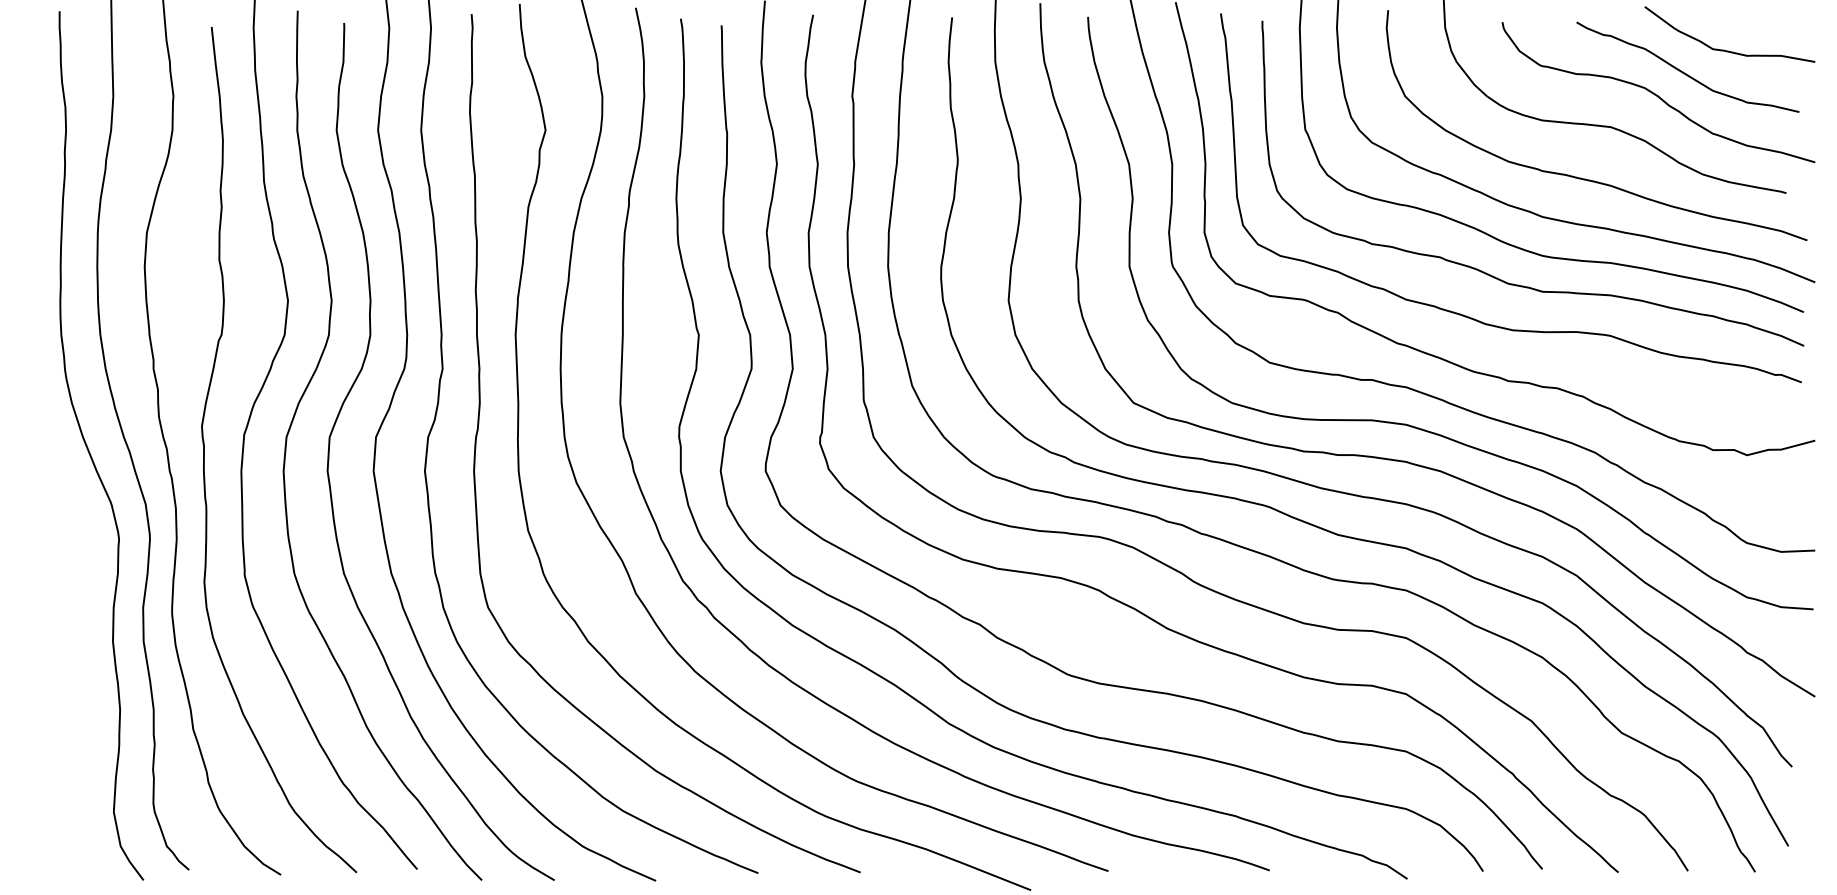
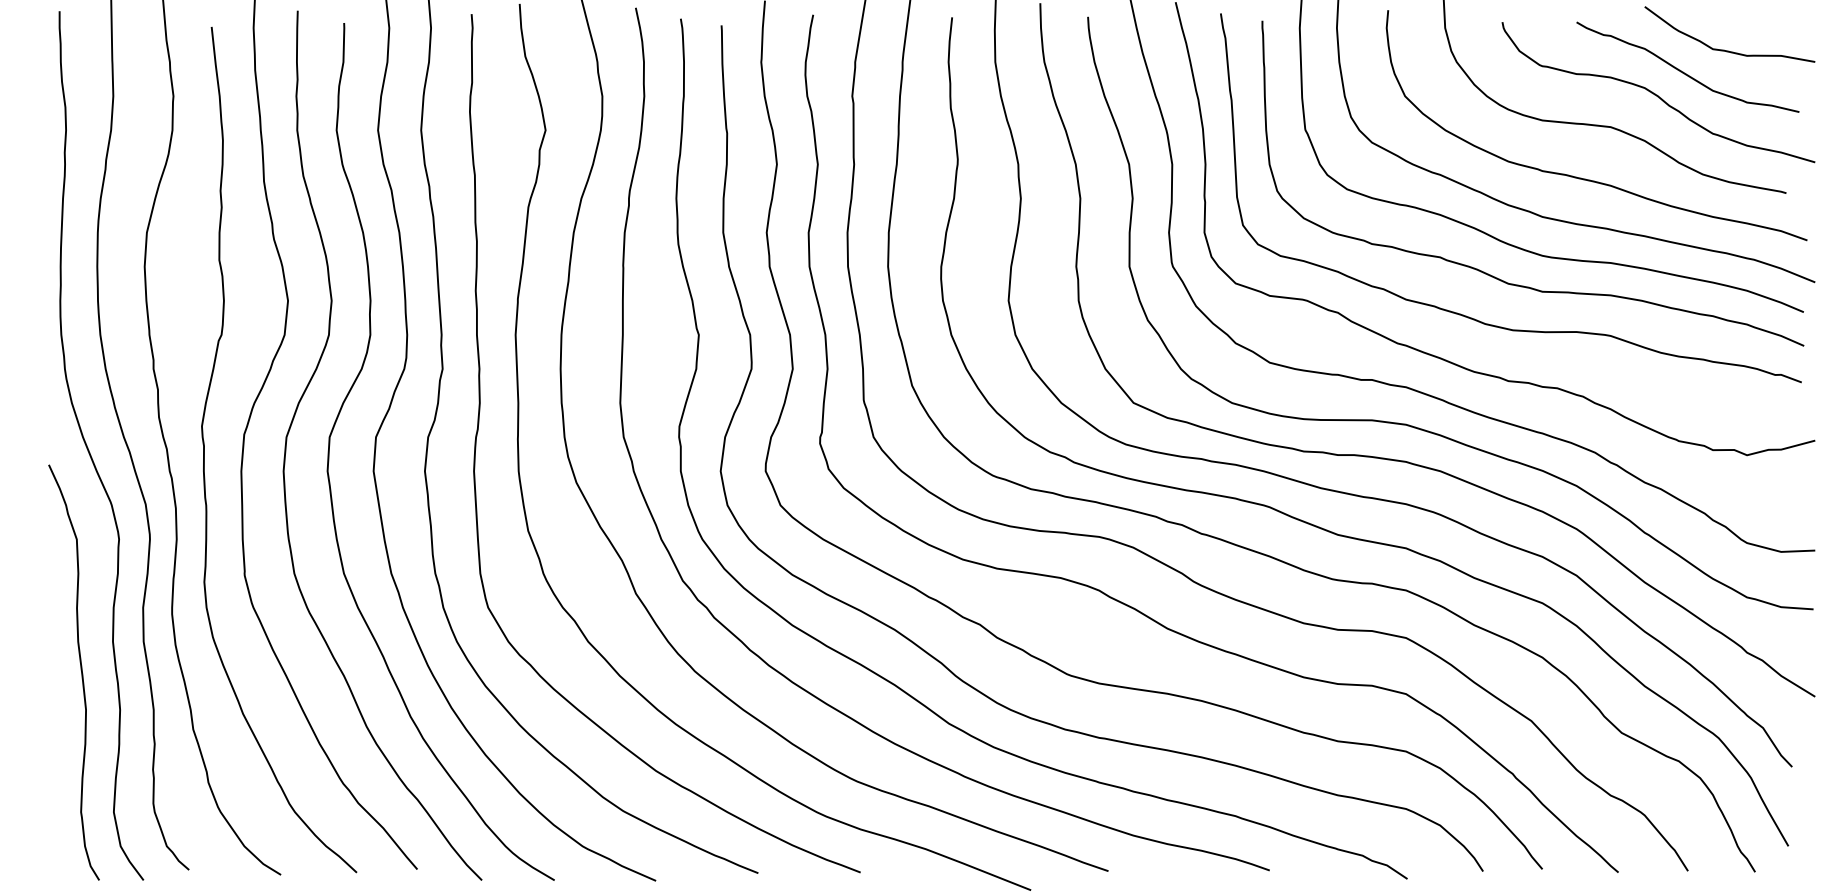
curve: none -> present (80, 670)
